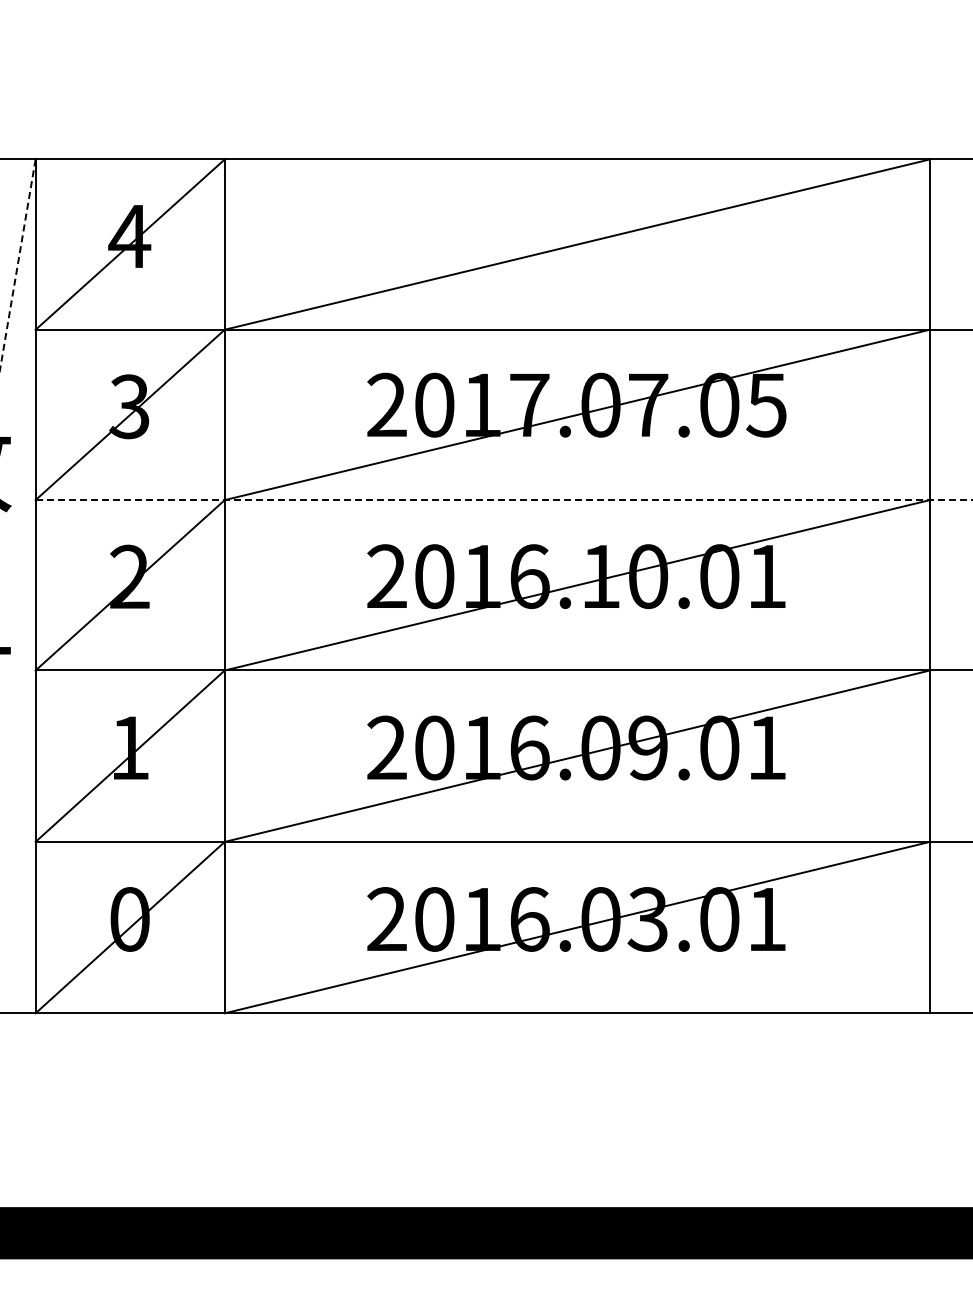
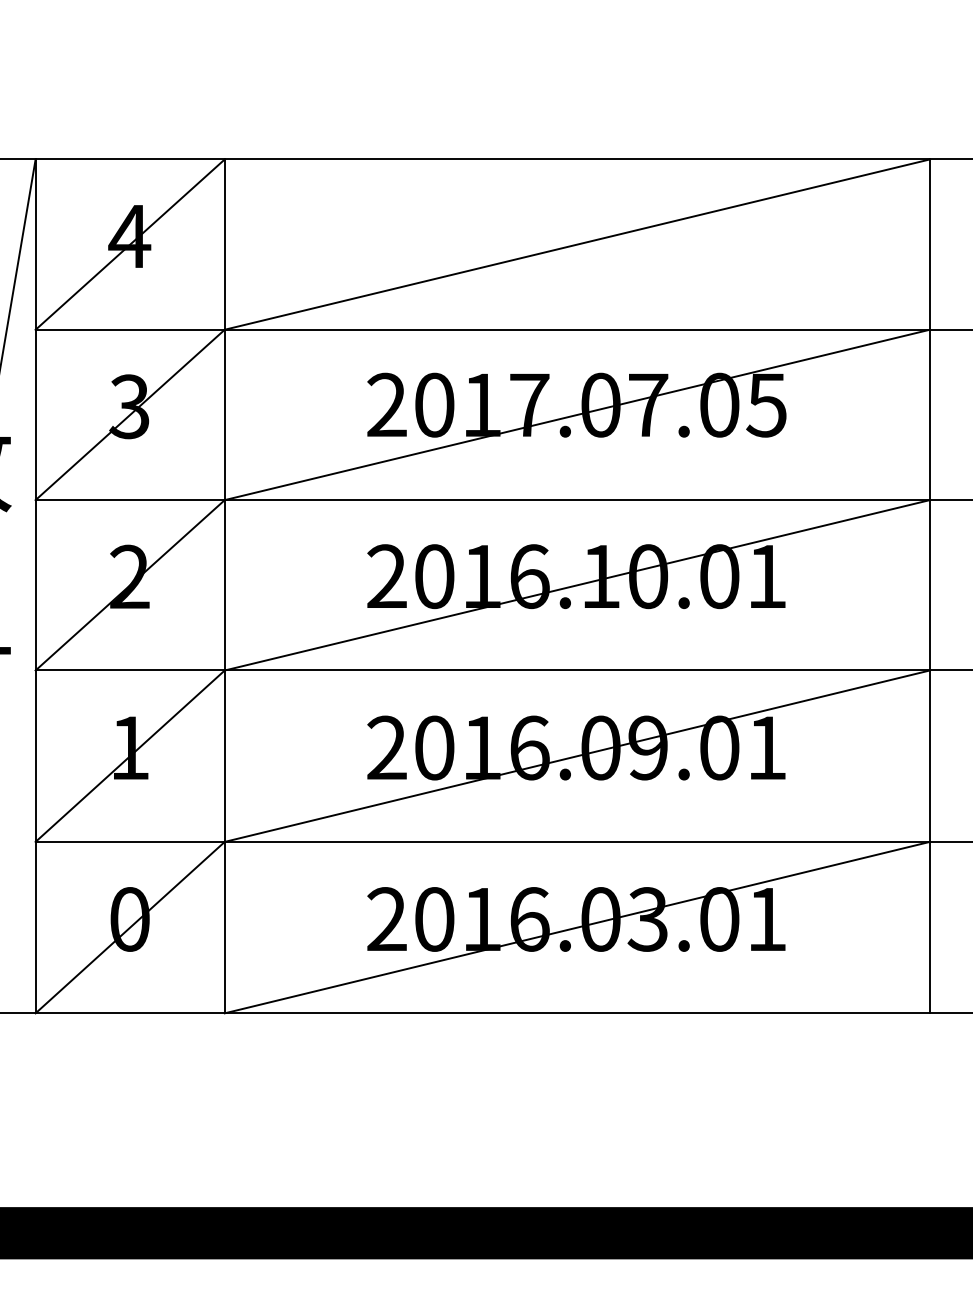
line: dashed -> solid (17, 264)
line: dashed -> solid (504, 500)
